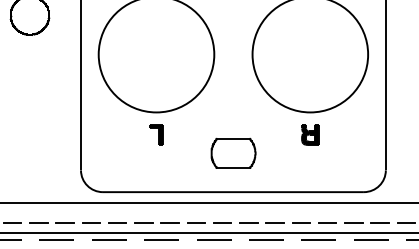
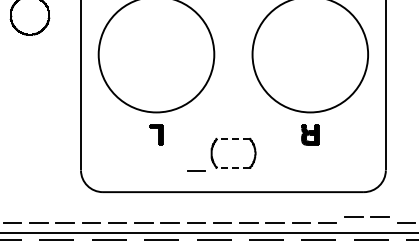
line: solid -> dashed (232, 138)
line: solid -> dashed (232, 168)
line: none -> present (196, 170)
line: present -> none (208, 203)
line position: (363, 222) -> (363, 216) (363, 216)
